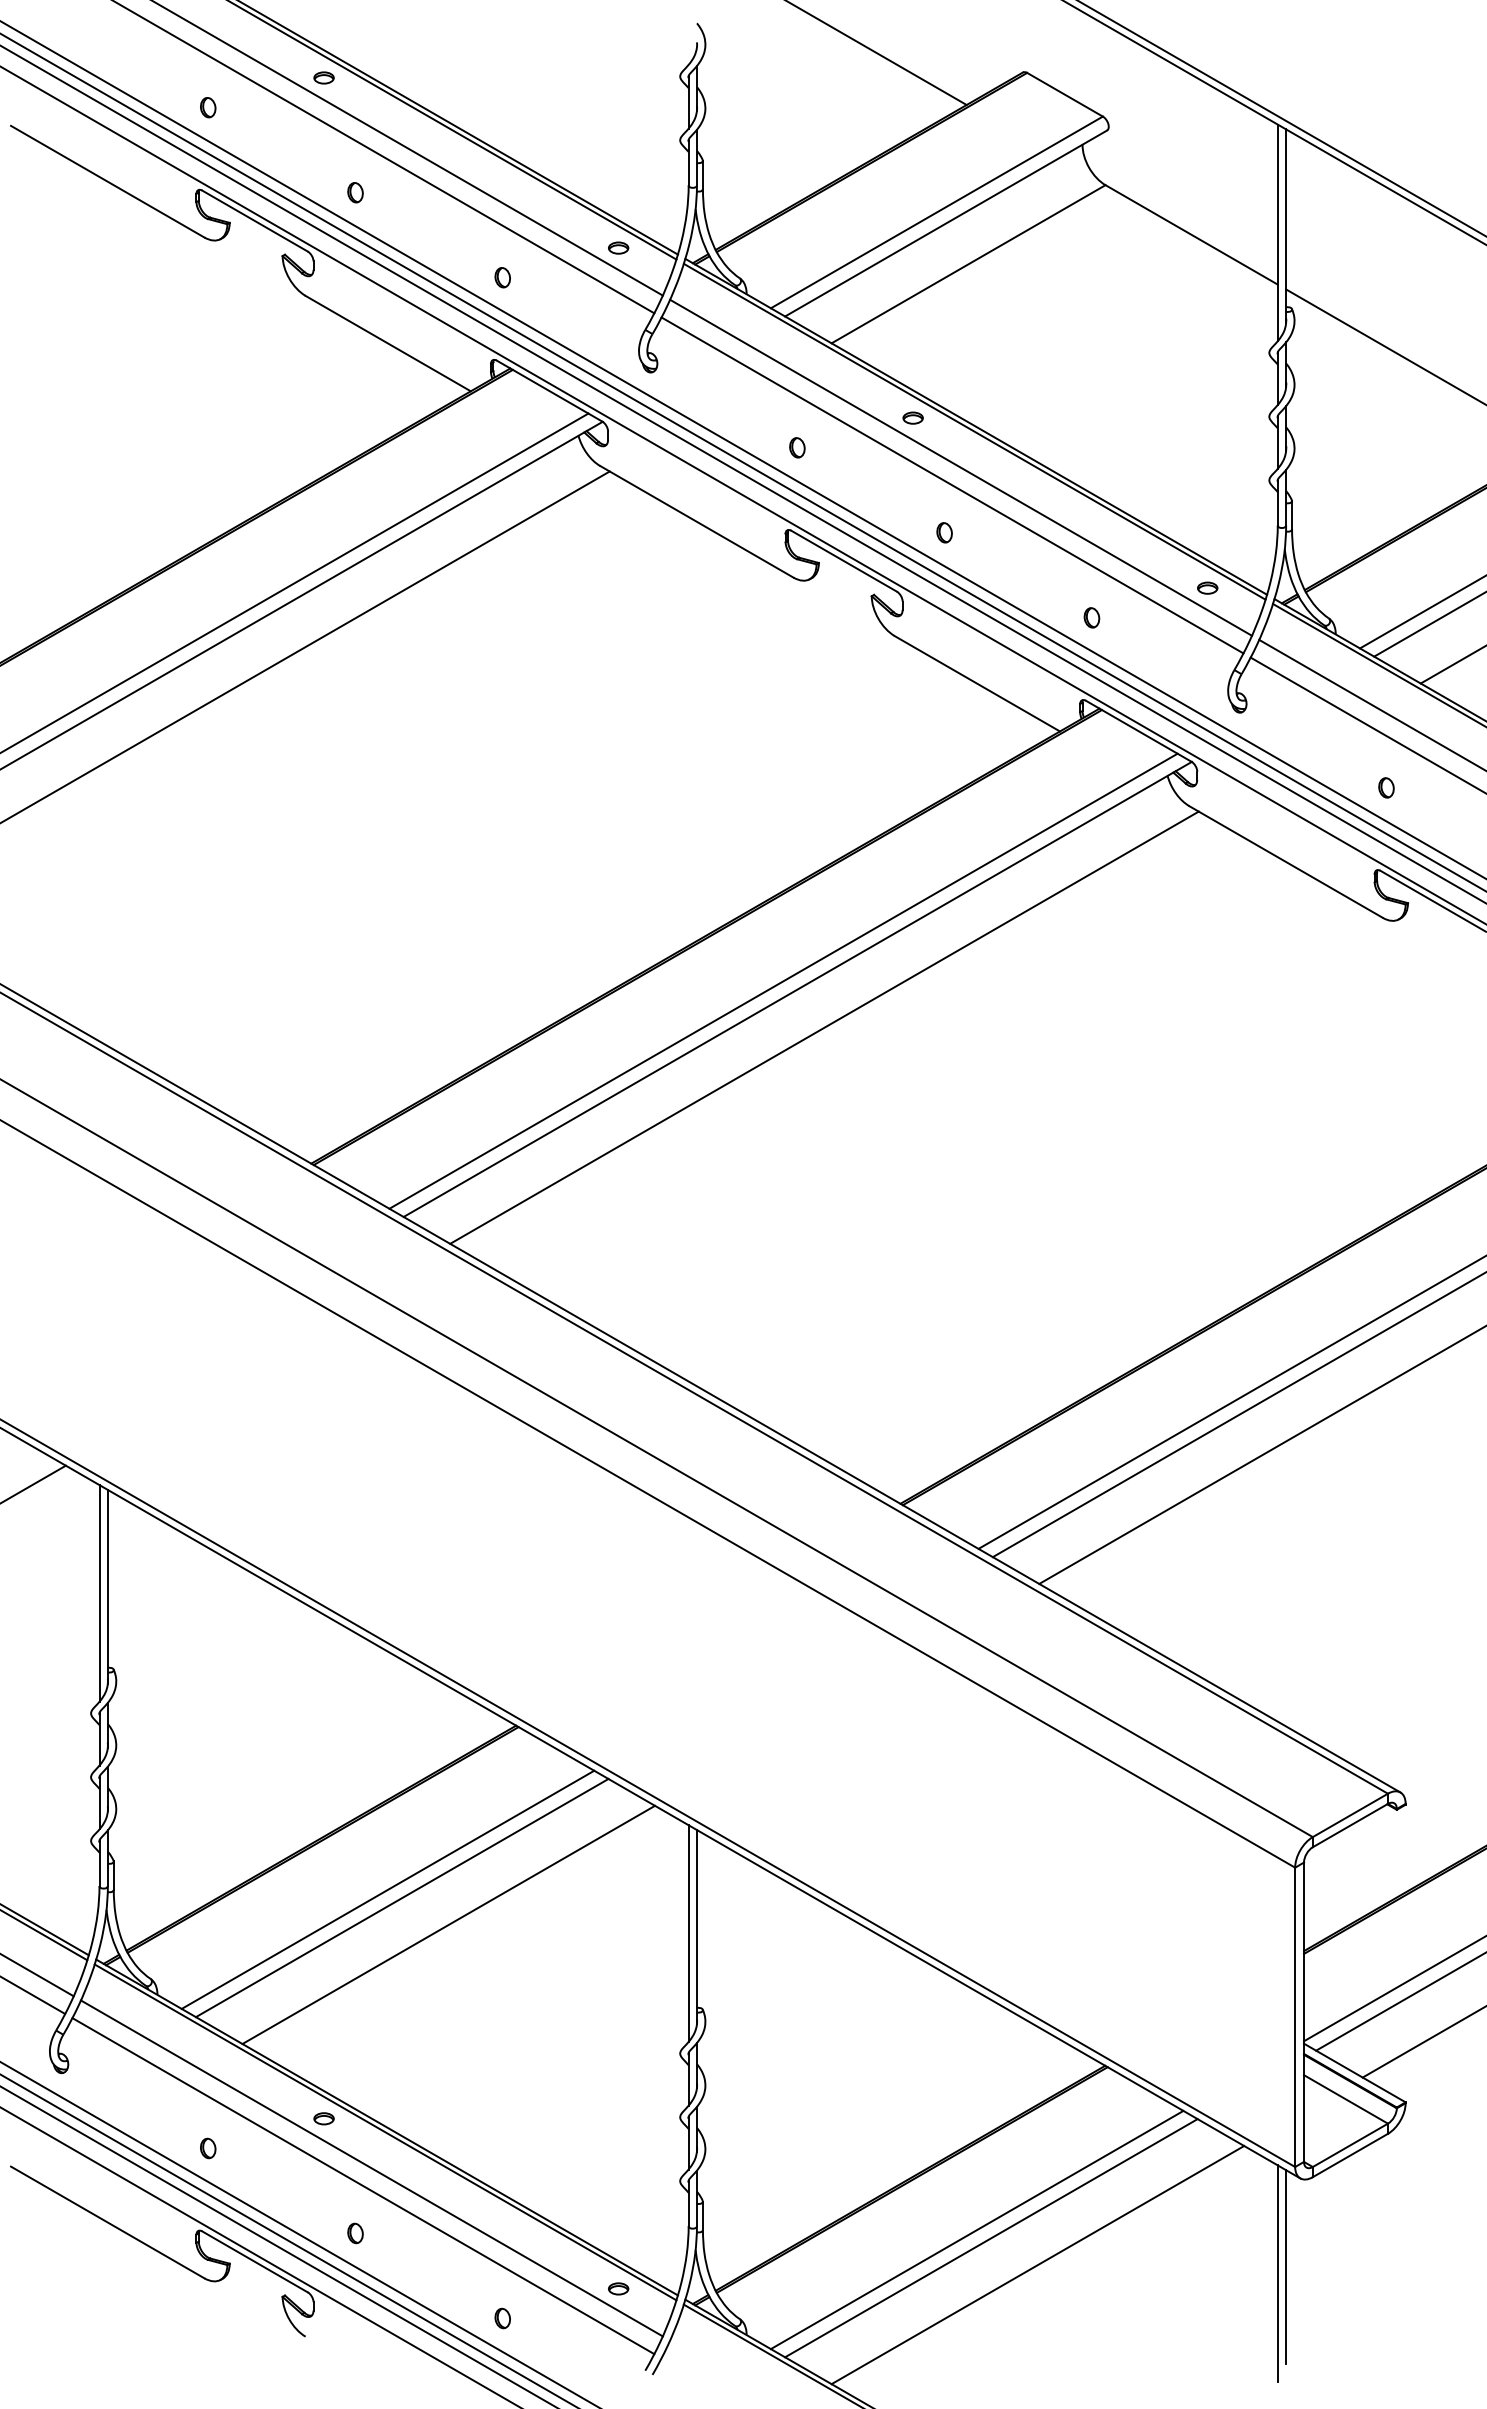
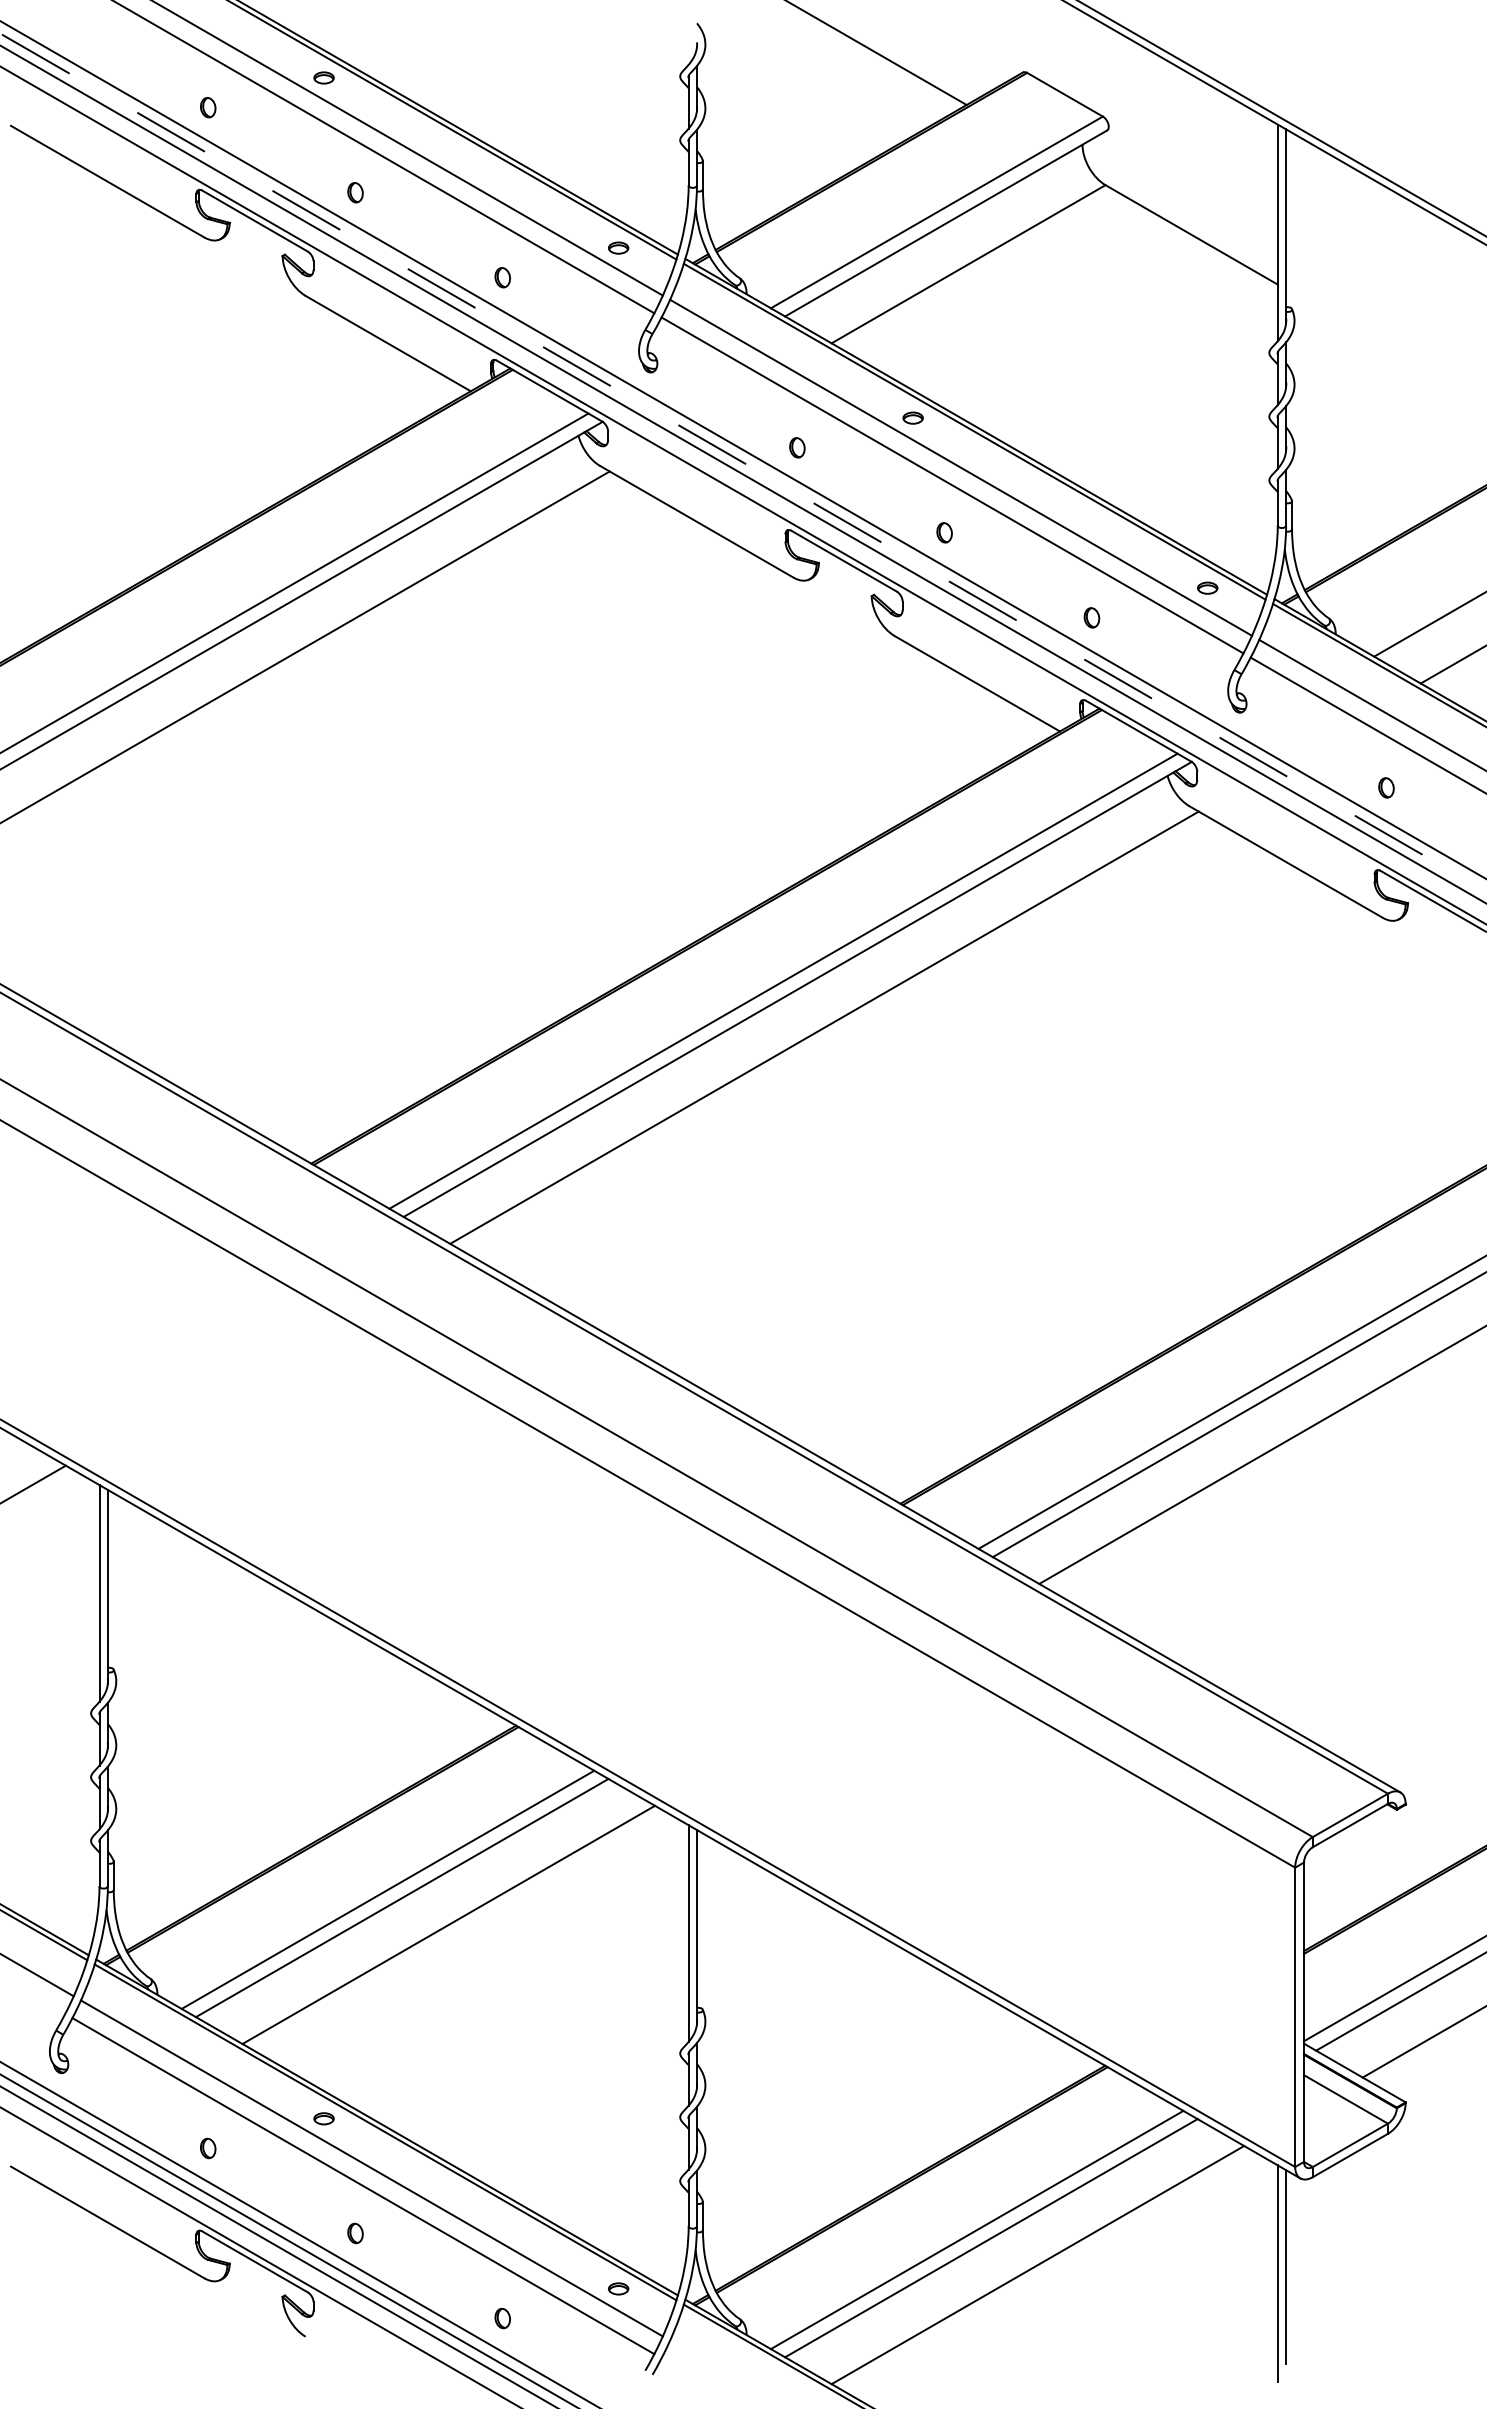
line: present -> none (1384, 346)
line: solid -> dashed (743, 462)
line: present -> none (1421, 612)
line: present -> none (33, 1995)
